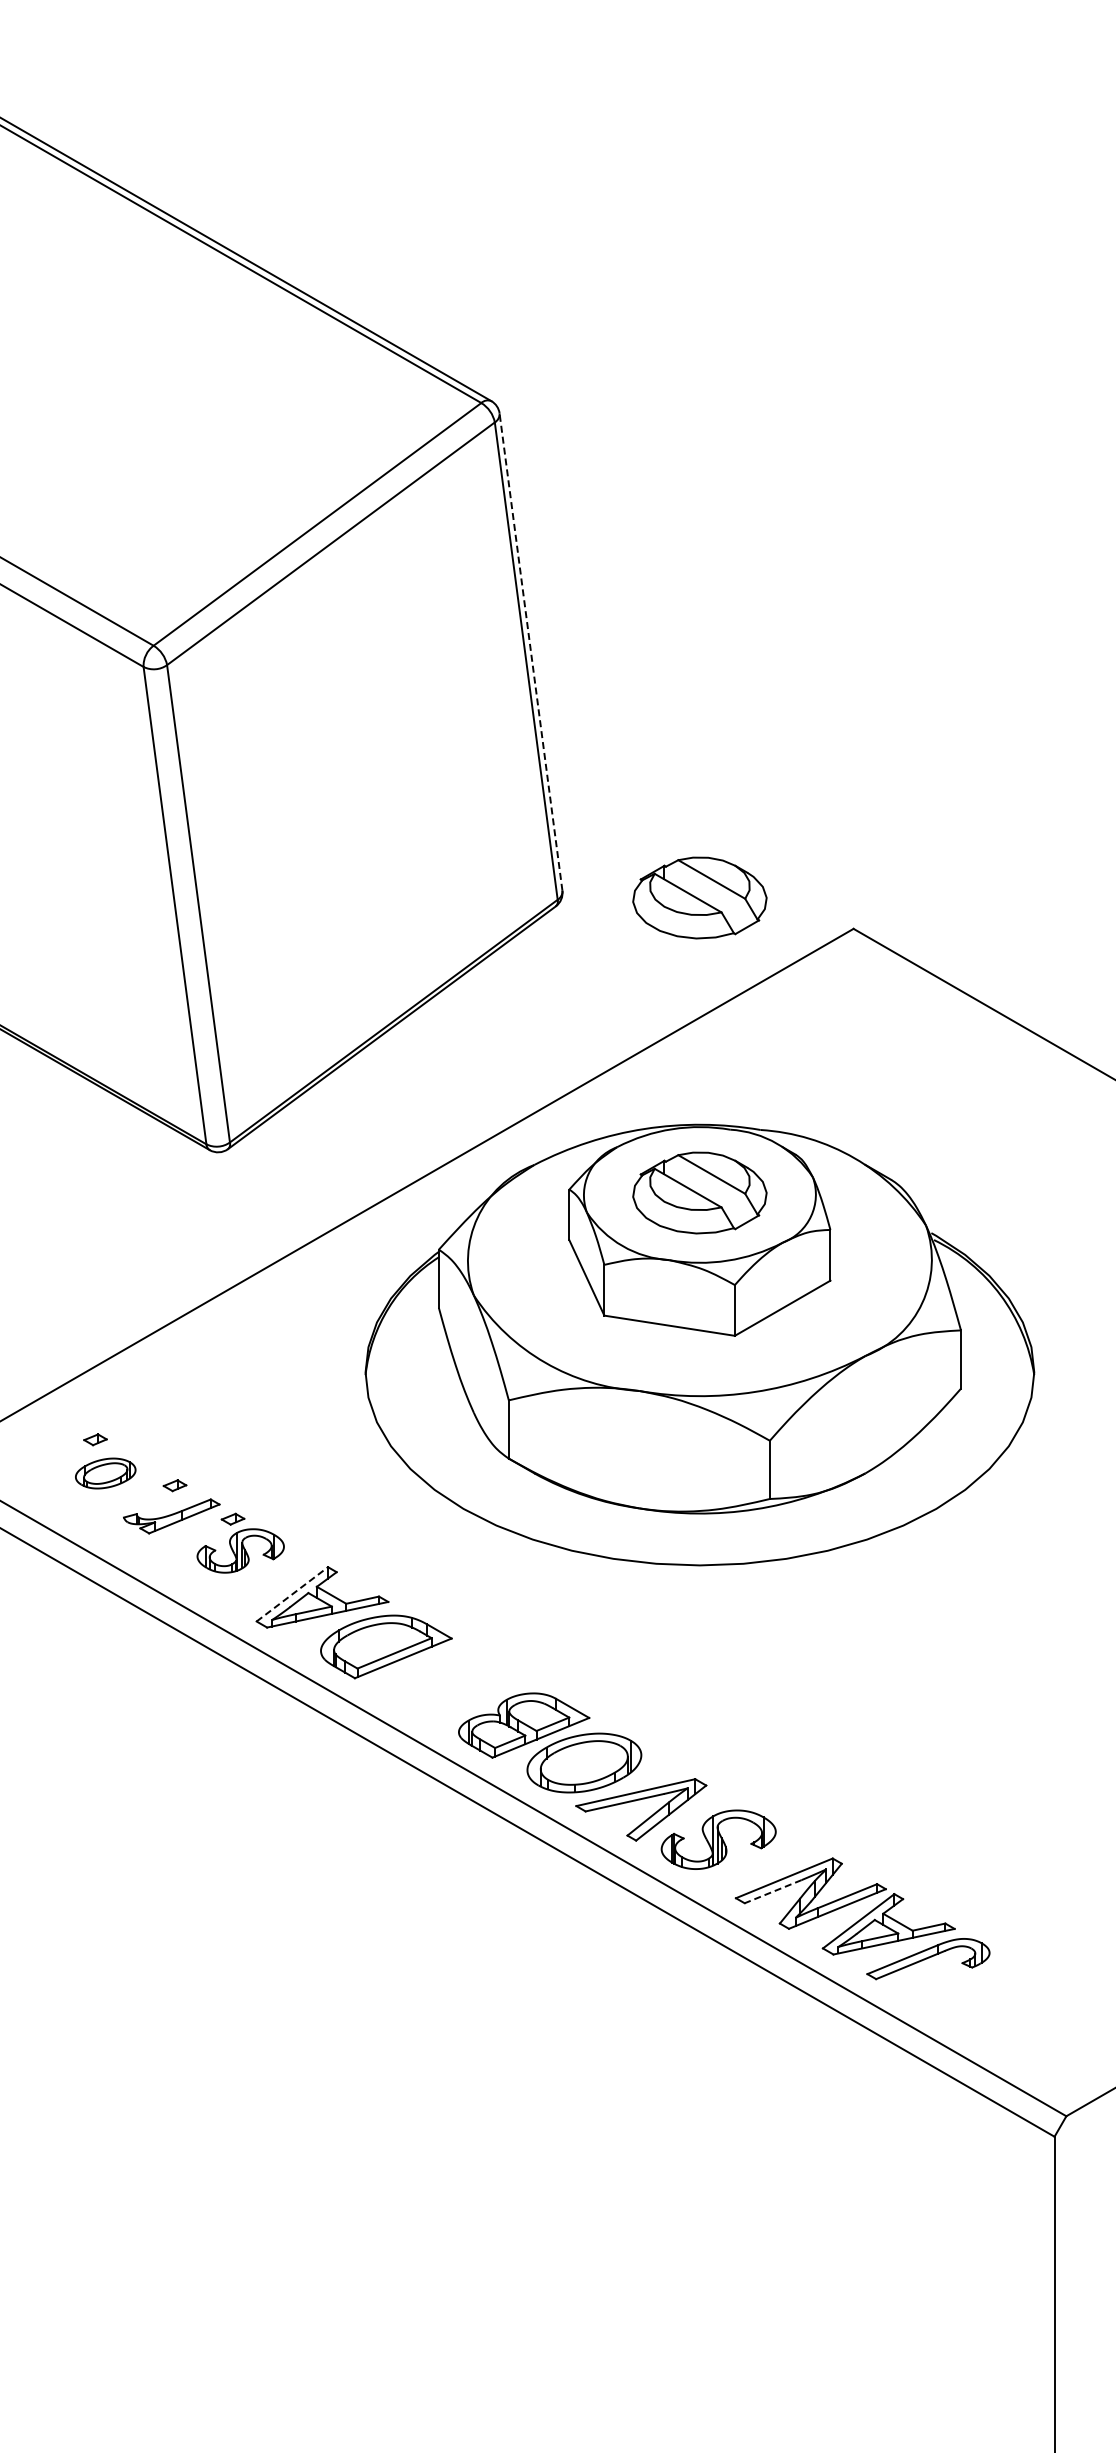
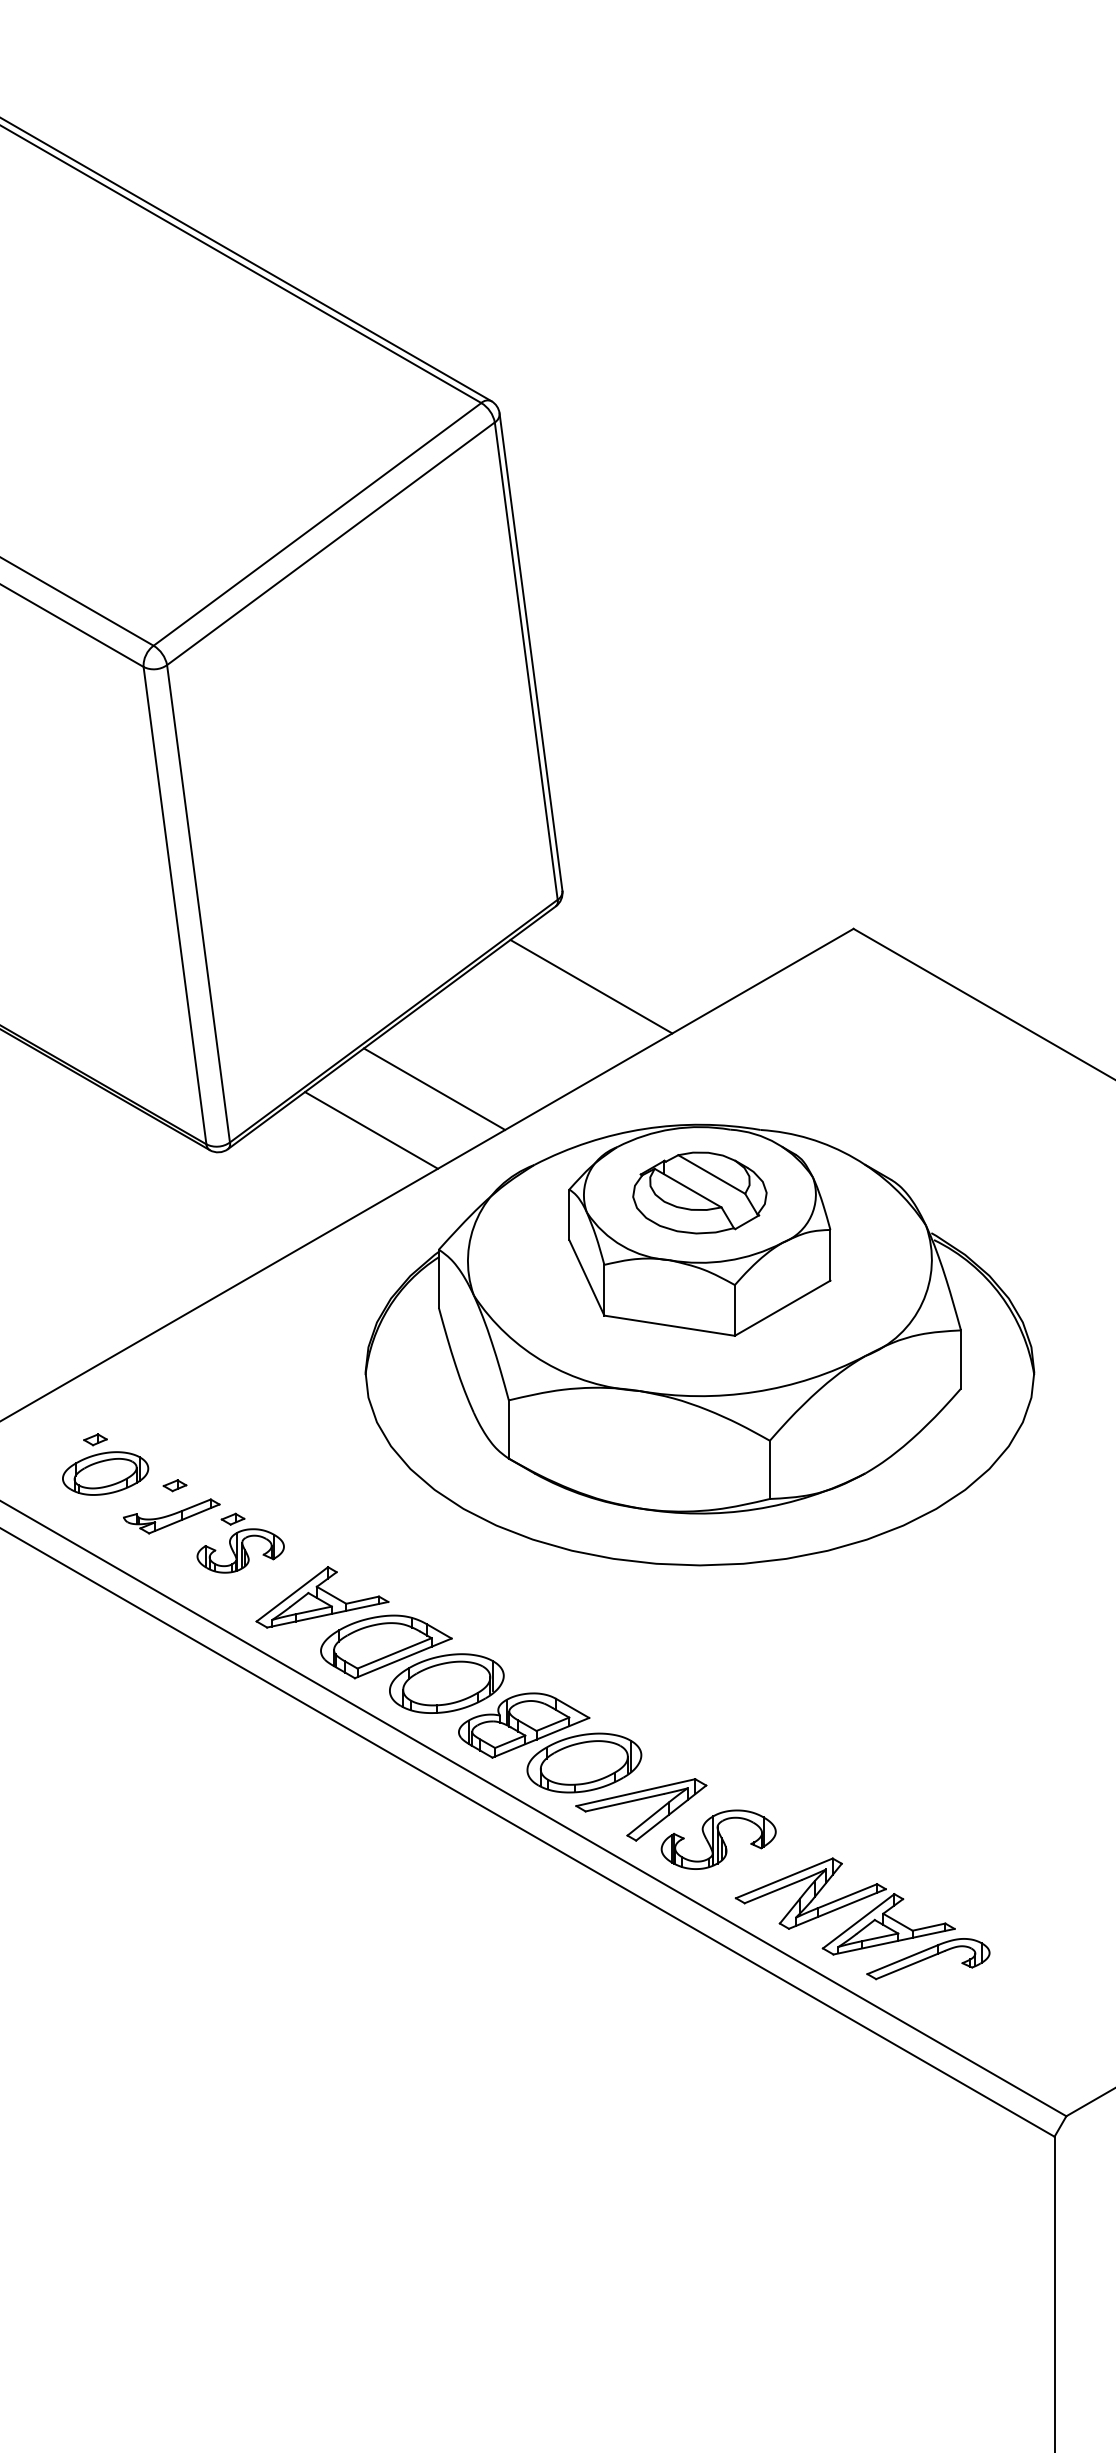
line: dashed -> solid (531, 652)
part: present -> none (699, 897)
line: none -> present (591, 986)
line: none -> present (434, 1088)
line: none -> present (371, 1130)
part size: 62x33 px -> 88x45 px (105, 1473)
line: dashed -> solid (292, 1594)
part: none -> present (446, 1683)
line: dashed -> solid (773, 1891)
